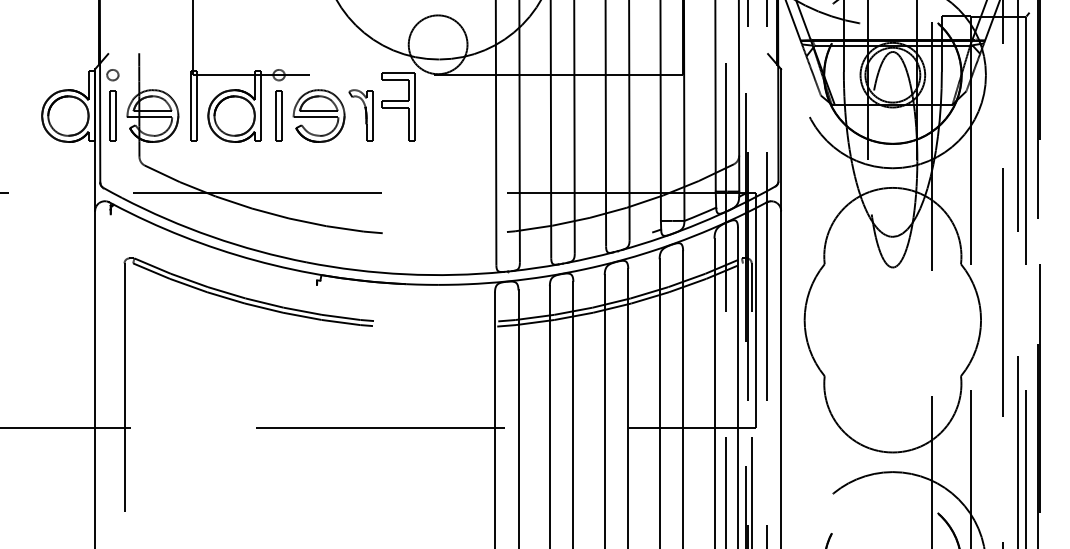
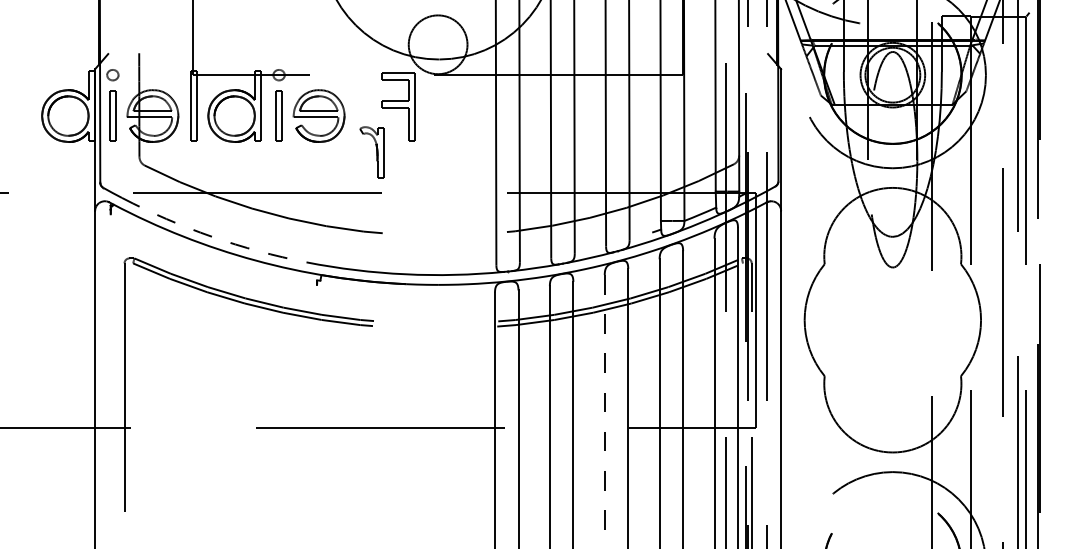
part position: (360, 115) -> (371, 152) (371, 152)
arc: solid -> dashed (212, 236)
line: solid -> dashed (604, 412)
